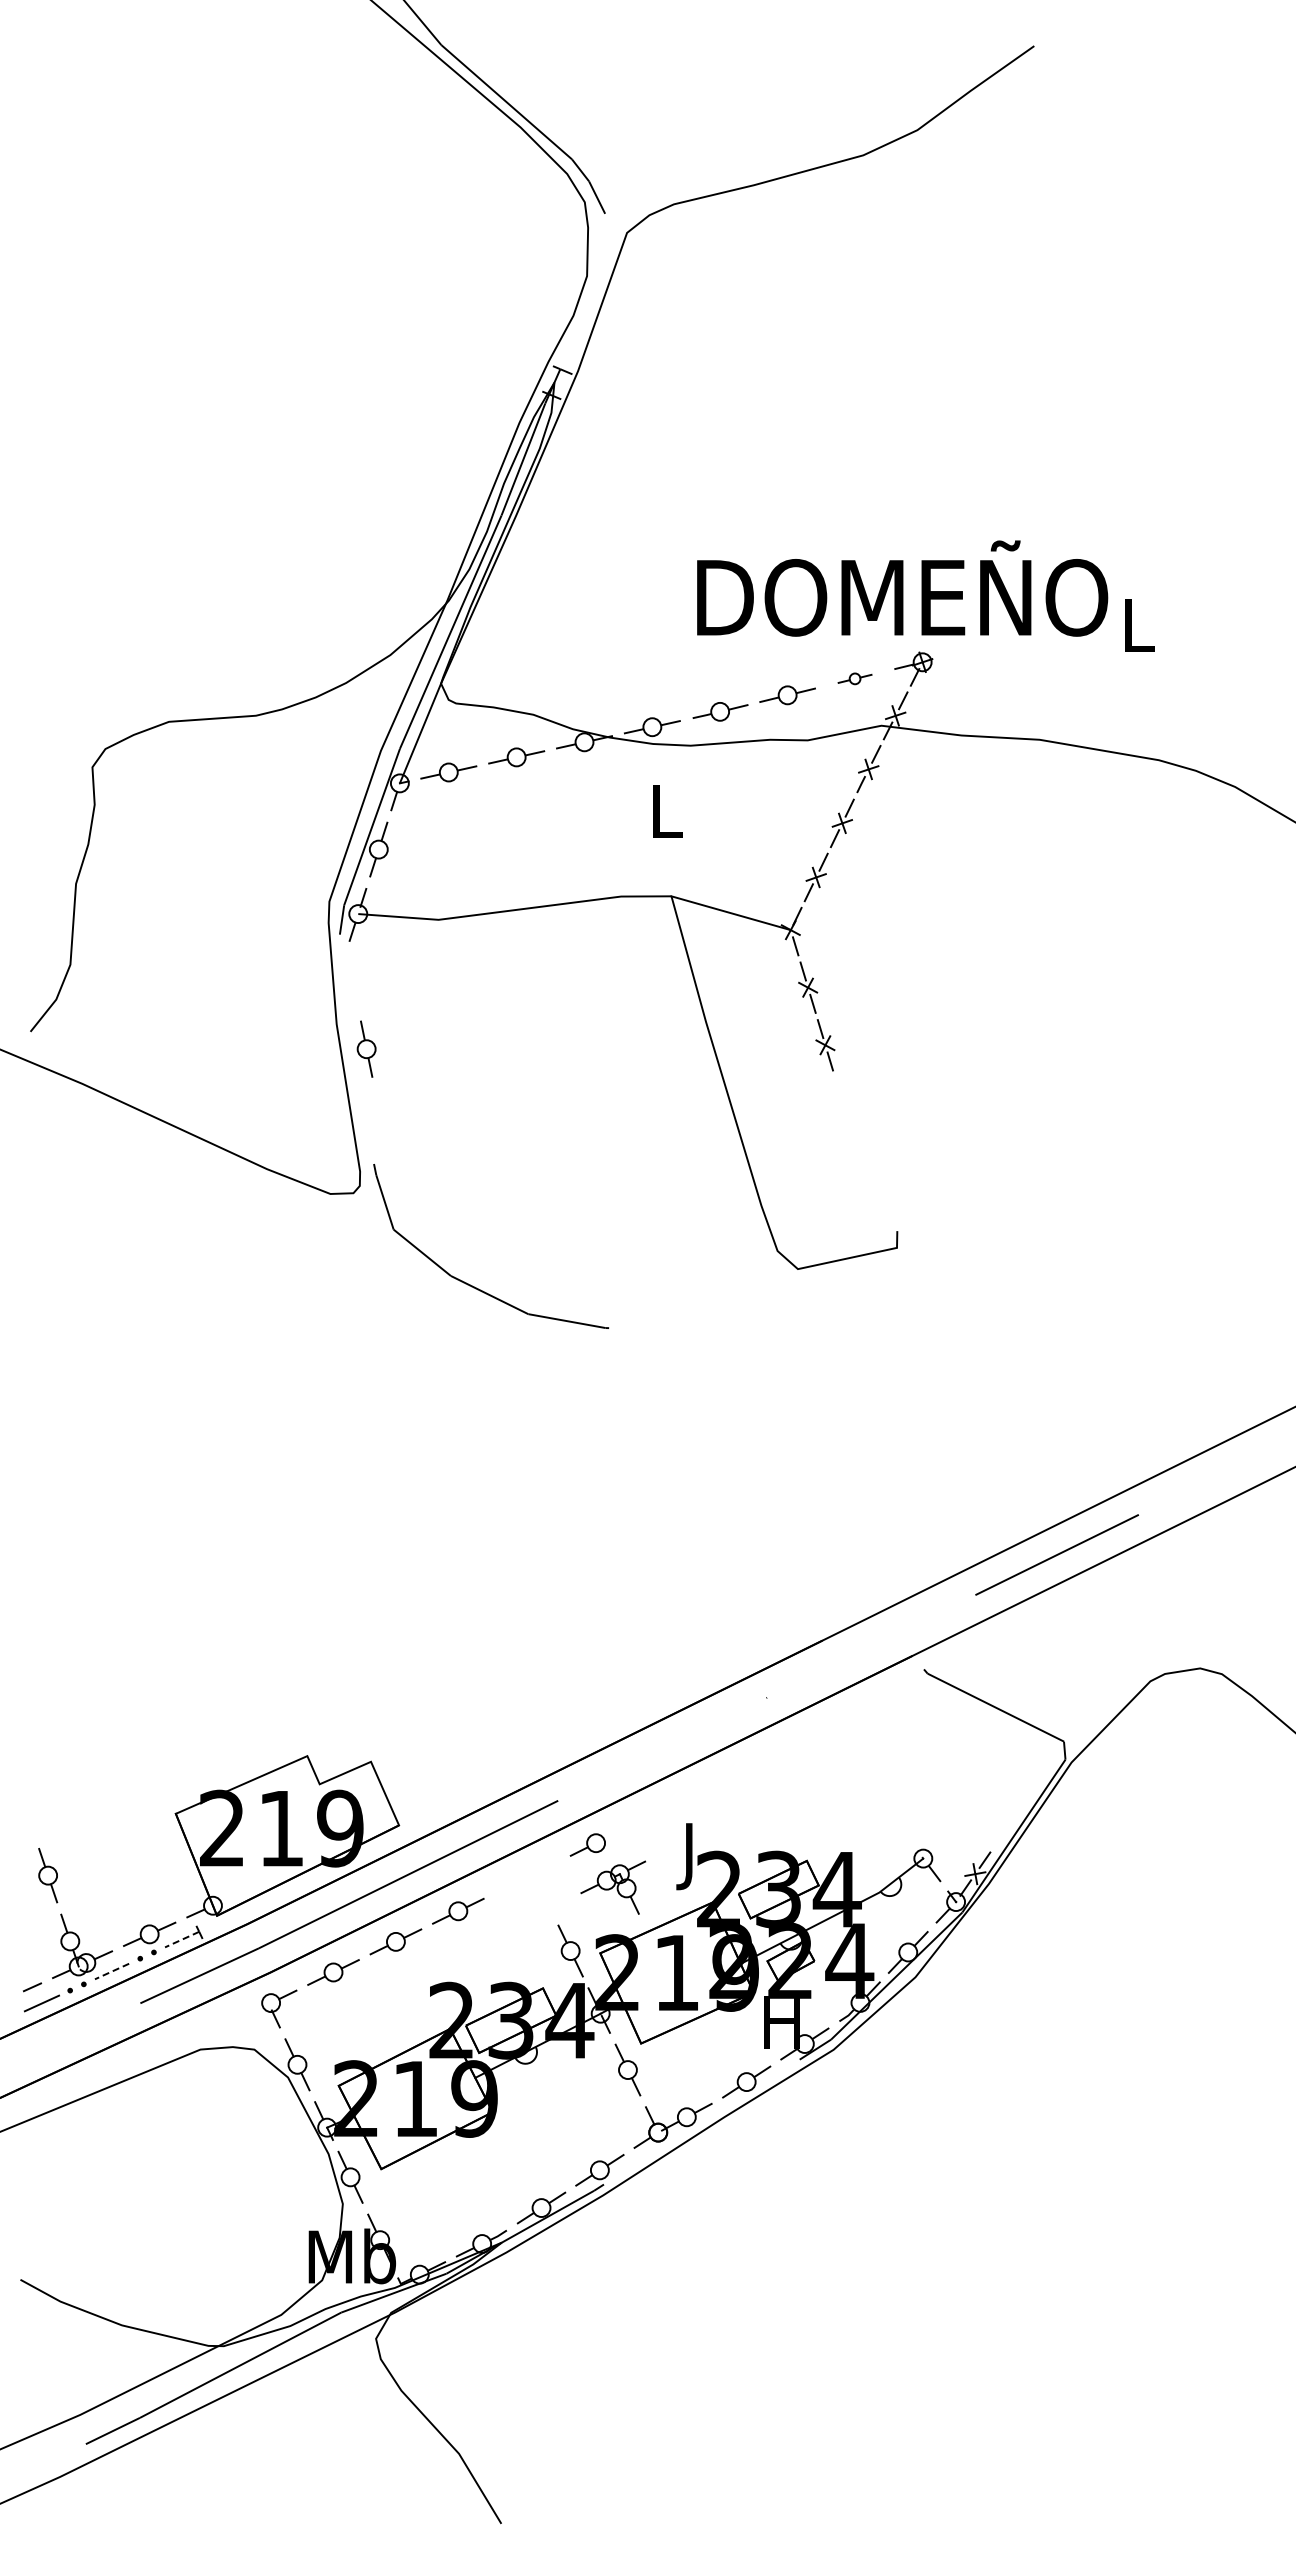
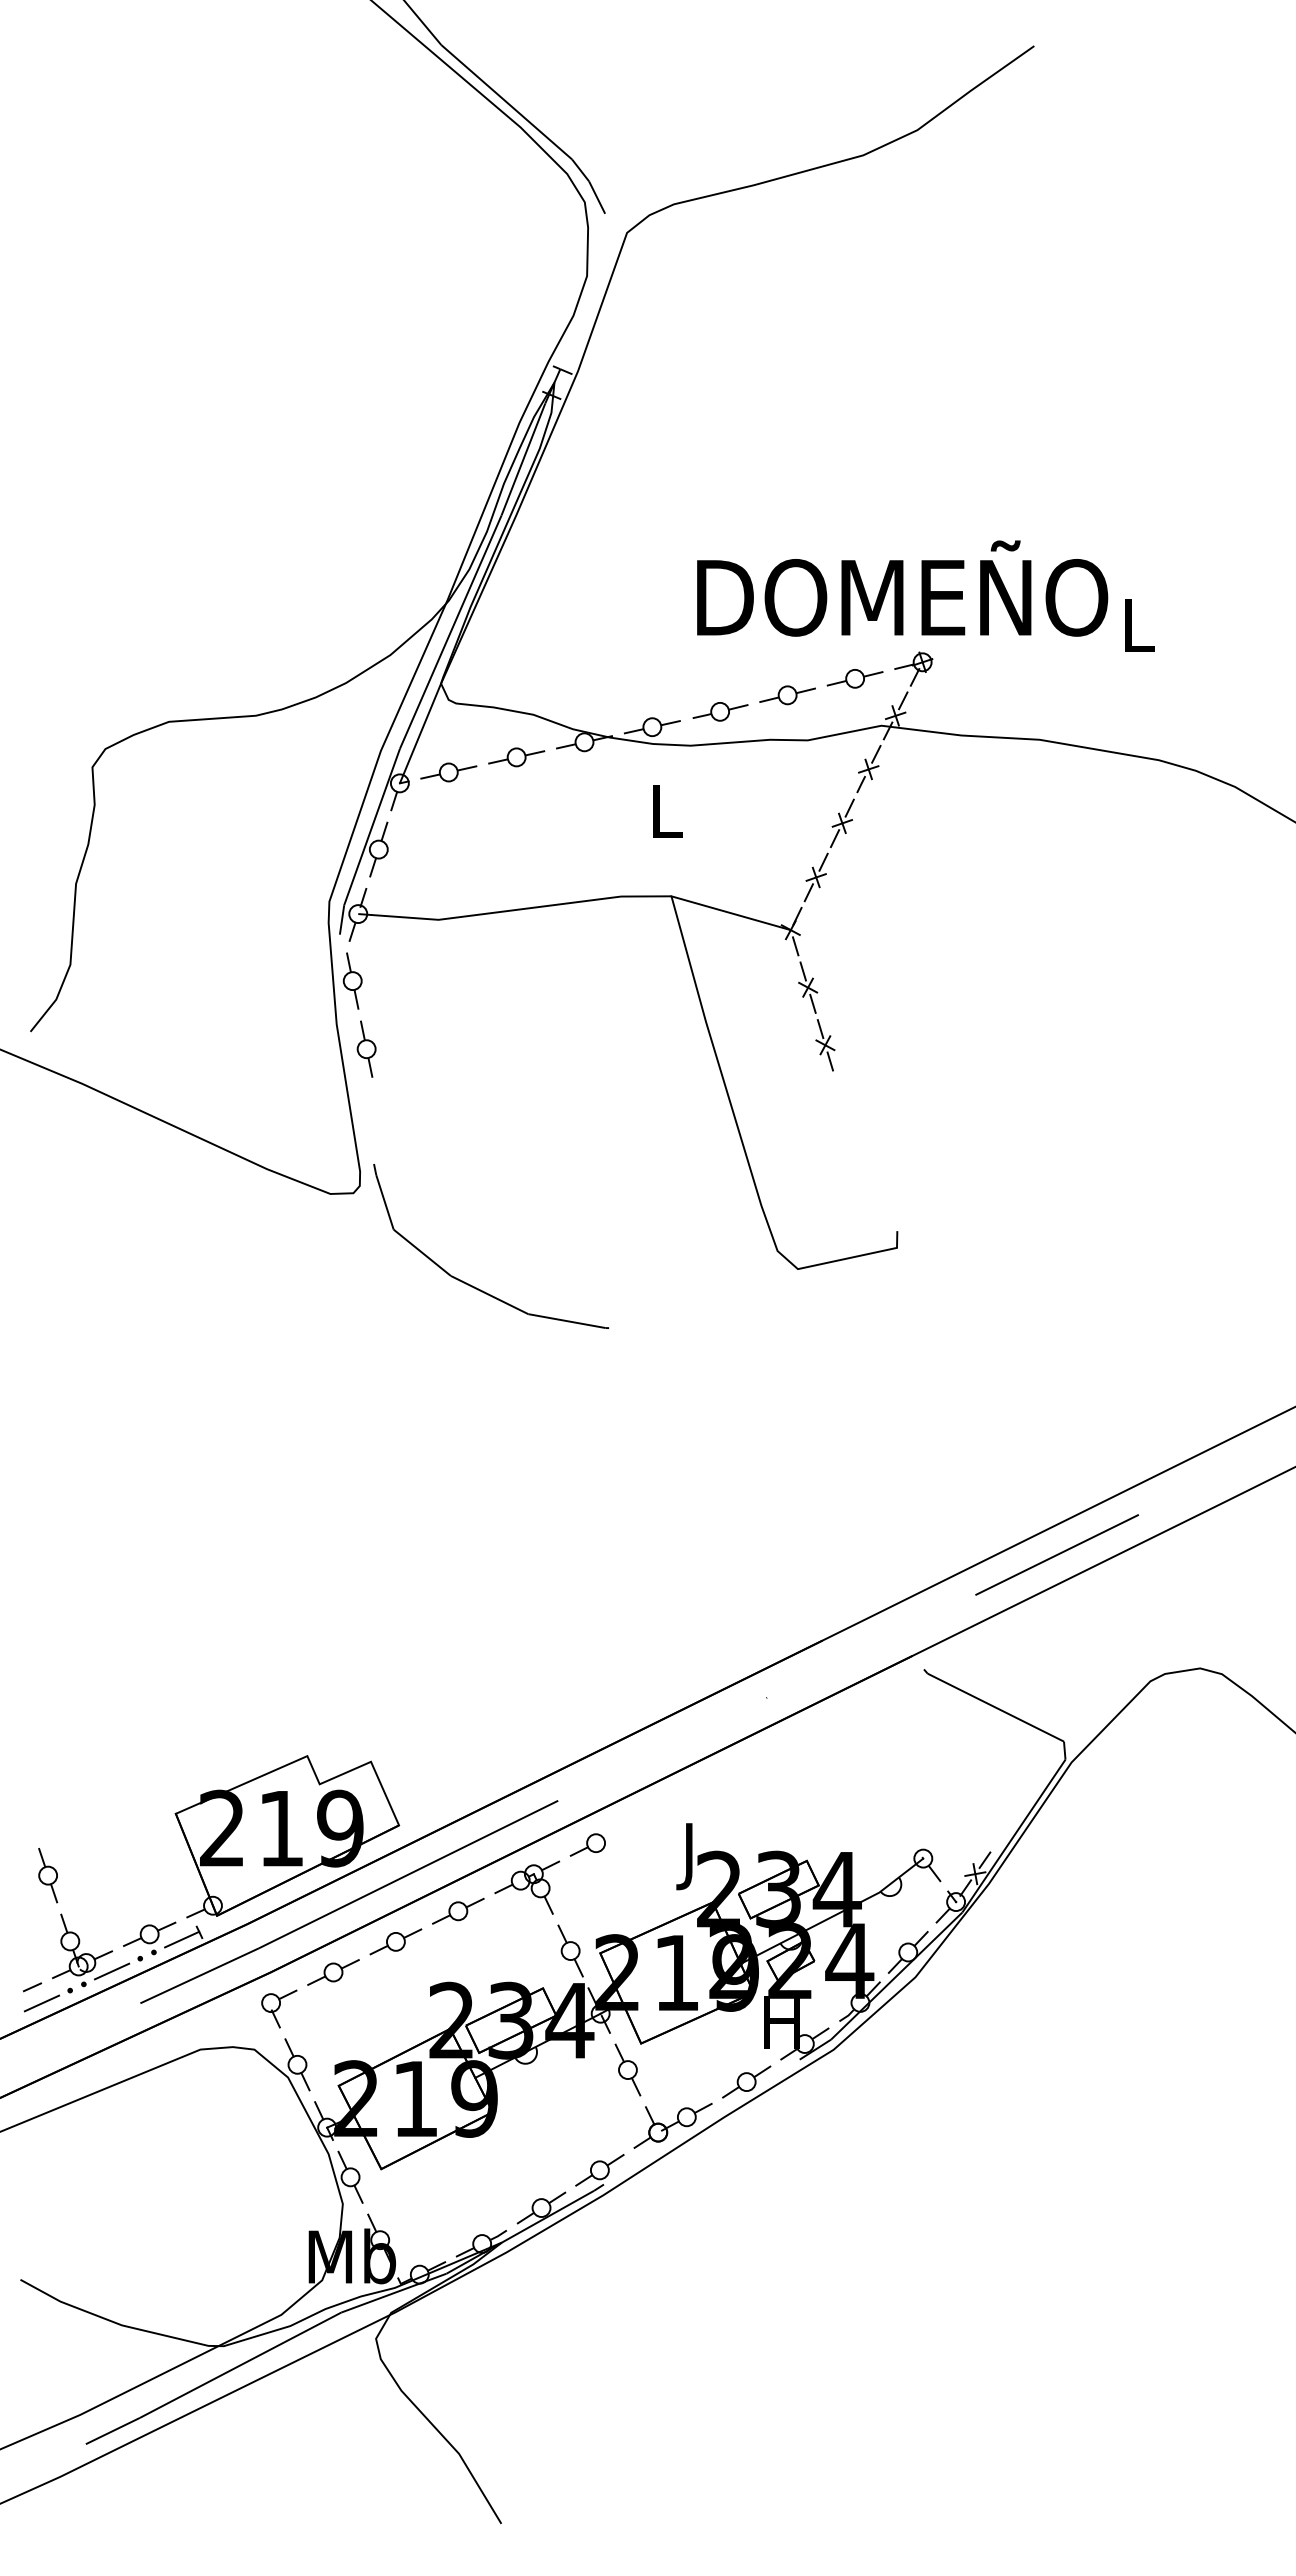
part size: 36x14 px -> 58x20 px (854, 678)
part: none -> present (352, 980)
part position: (613, 1887) -> (527, 1887) (527, 1887)
line: dashed -> solid (182, 1939)
line: dashed -> solid (112, 1971)
